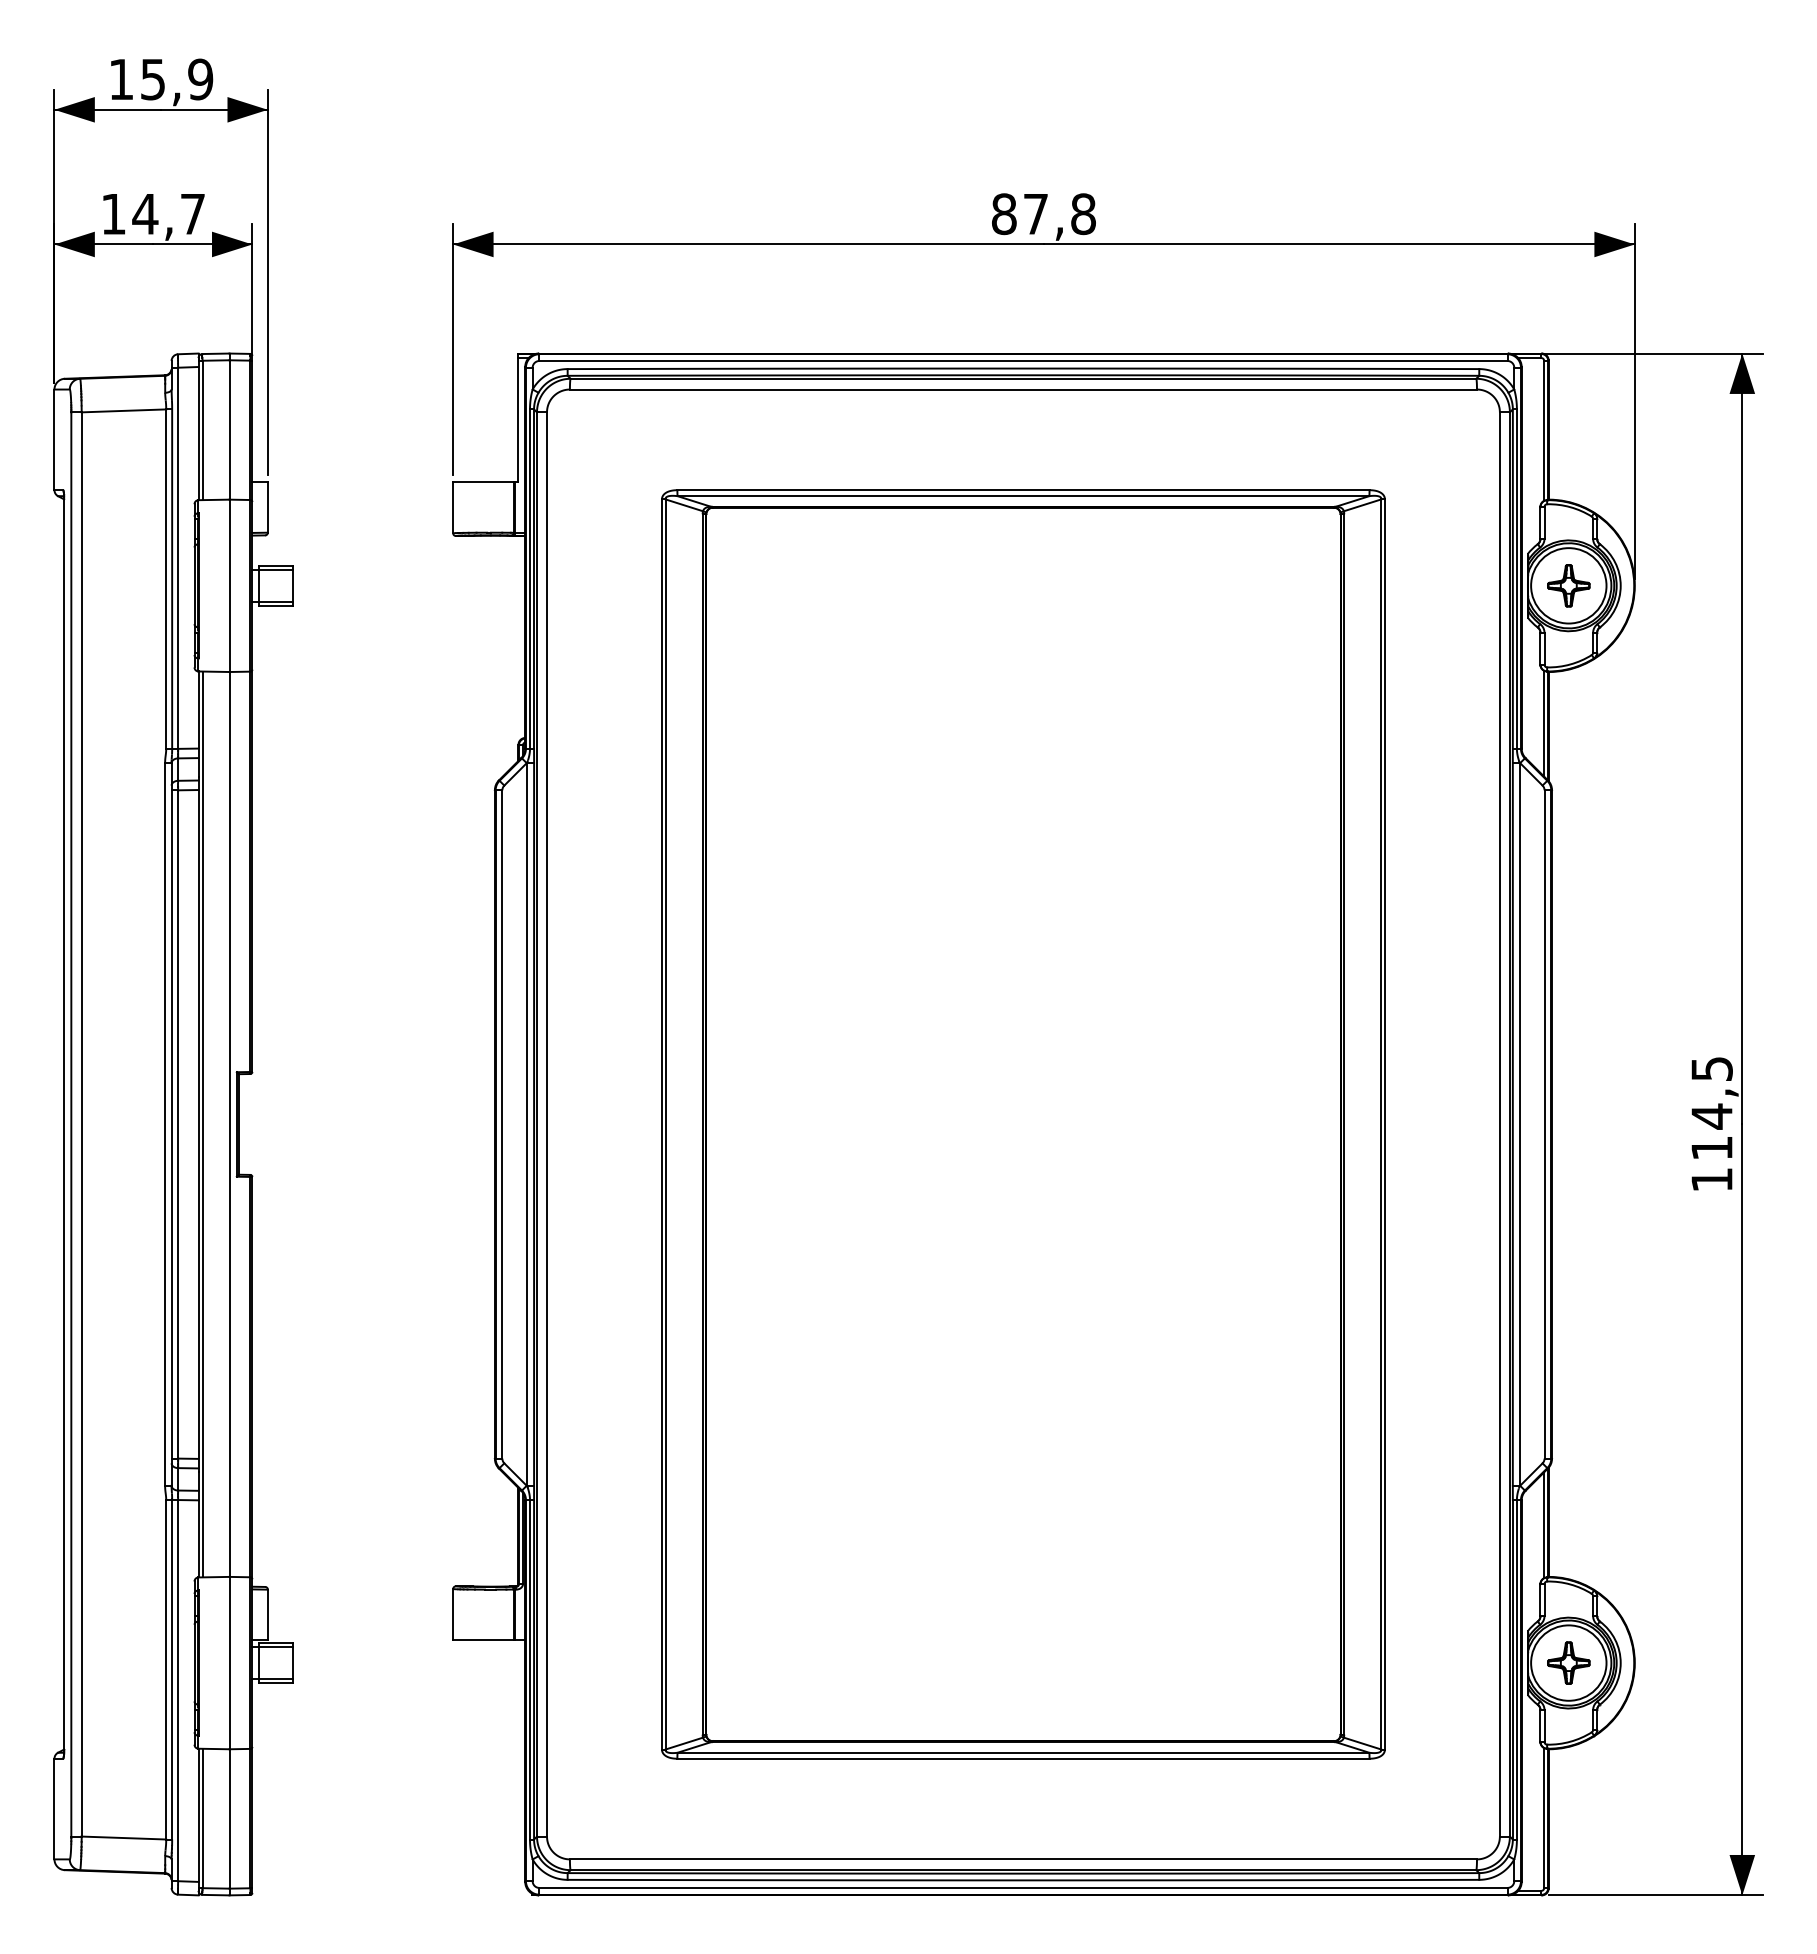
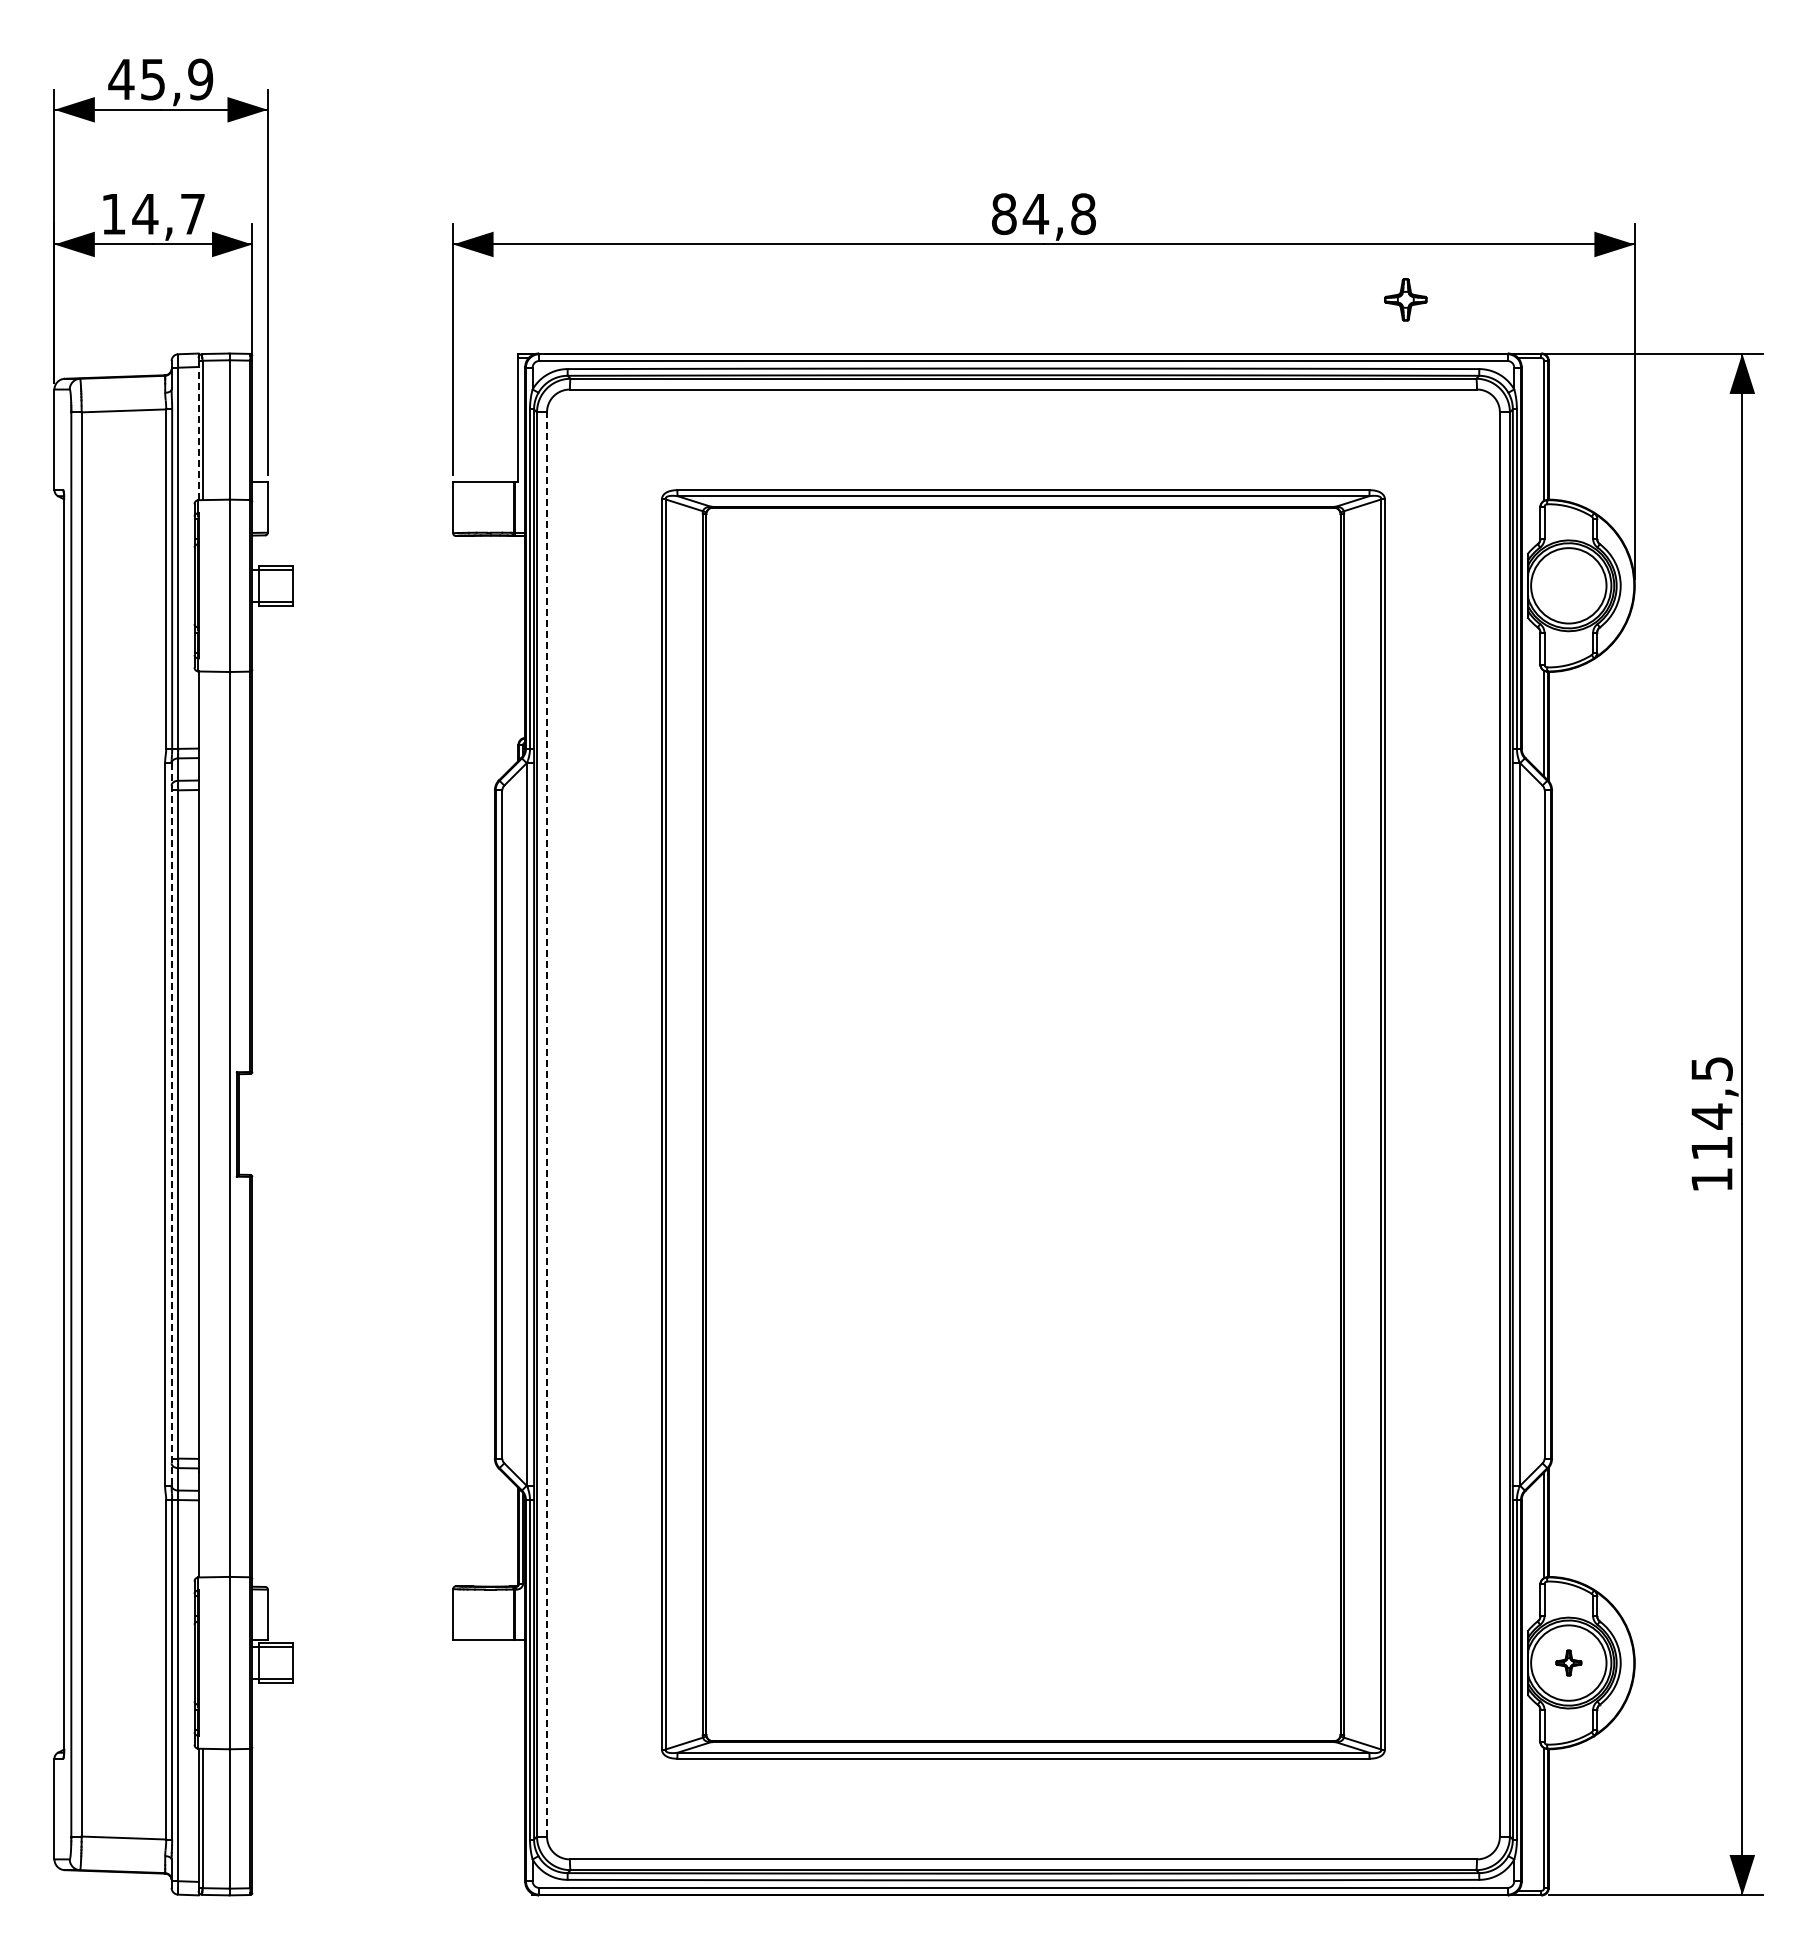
text: 15,9 -> 45,9 (121, 79)
text: 87,8 -> 84,8 (1035, 214)
line: solid -> dashed (198, 428)
part position: (1568, 585) -> (1405, 299) (1405, 299)
line: solid -> dashed (547, 1123)
line: solid -> dashed (171, 1124)
line: present -> none (202, 1124)
part size: 44x44 px -> 28x28 px (1568, 1662)
